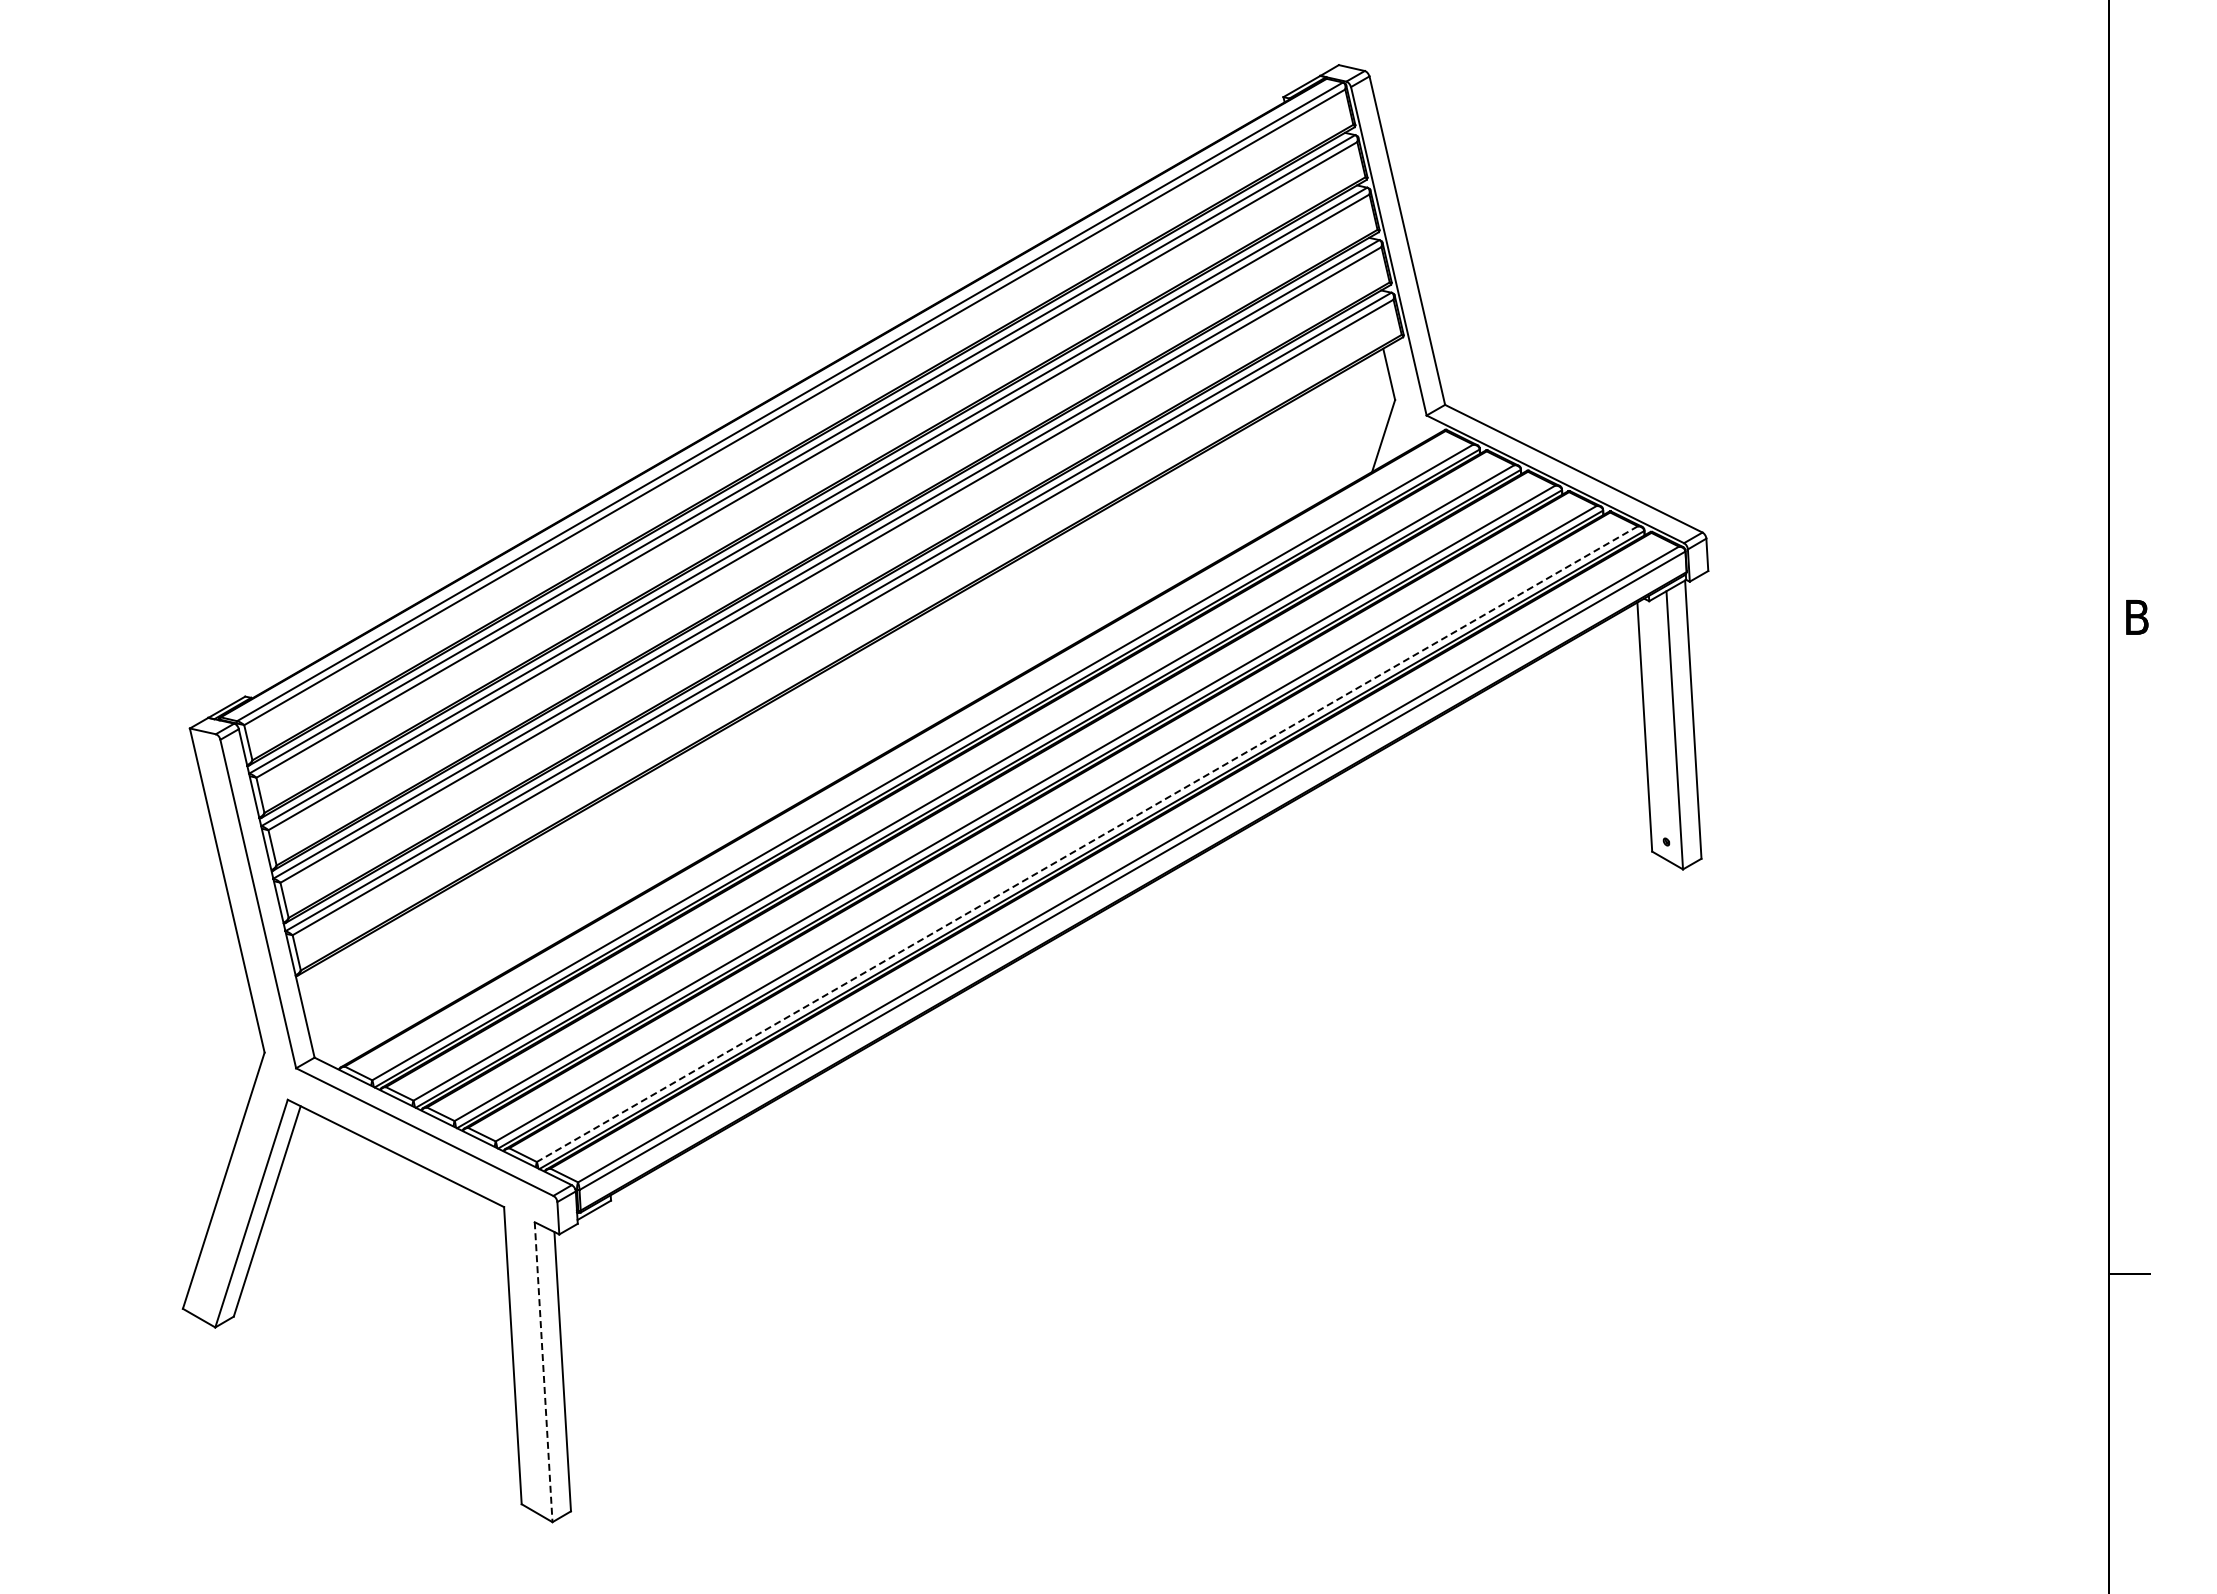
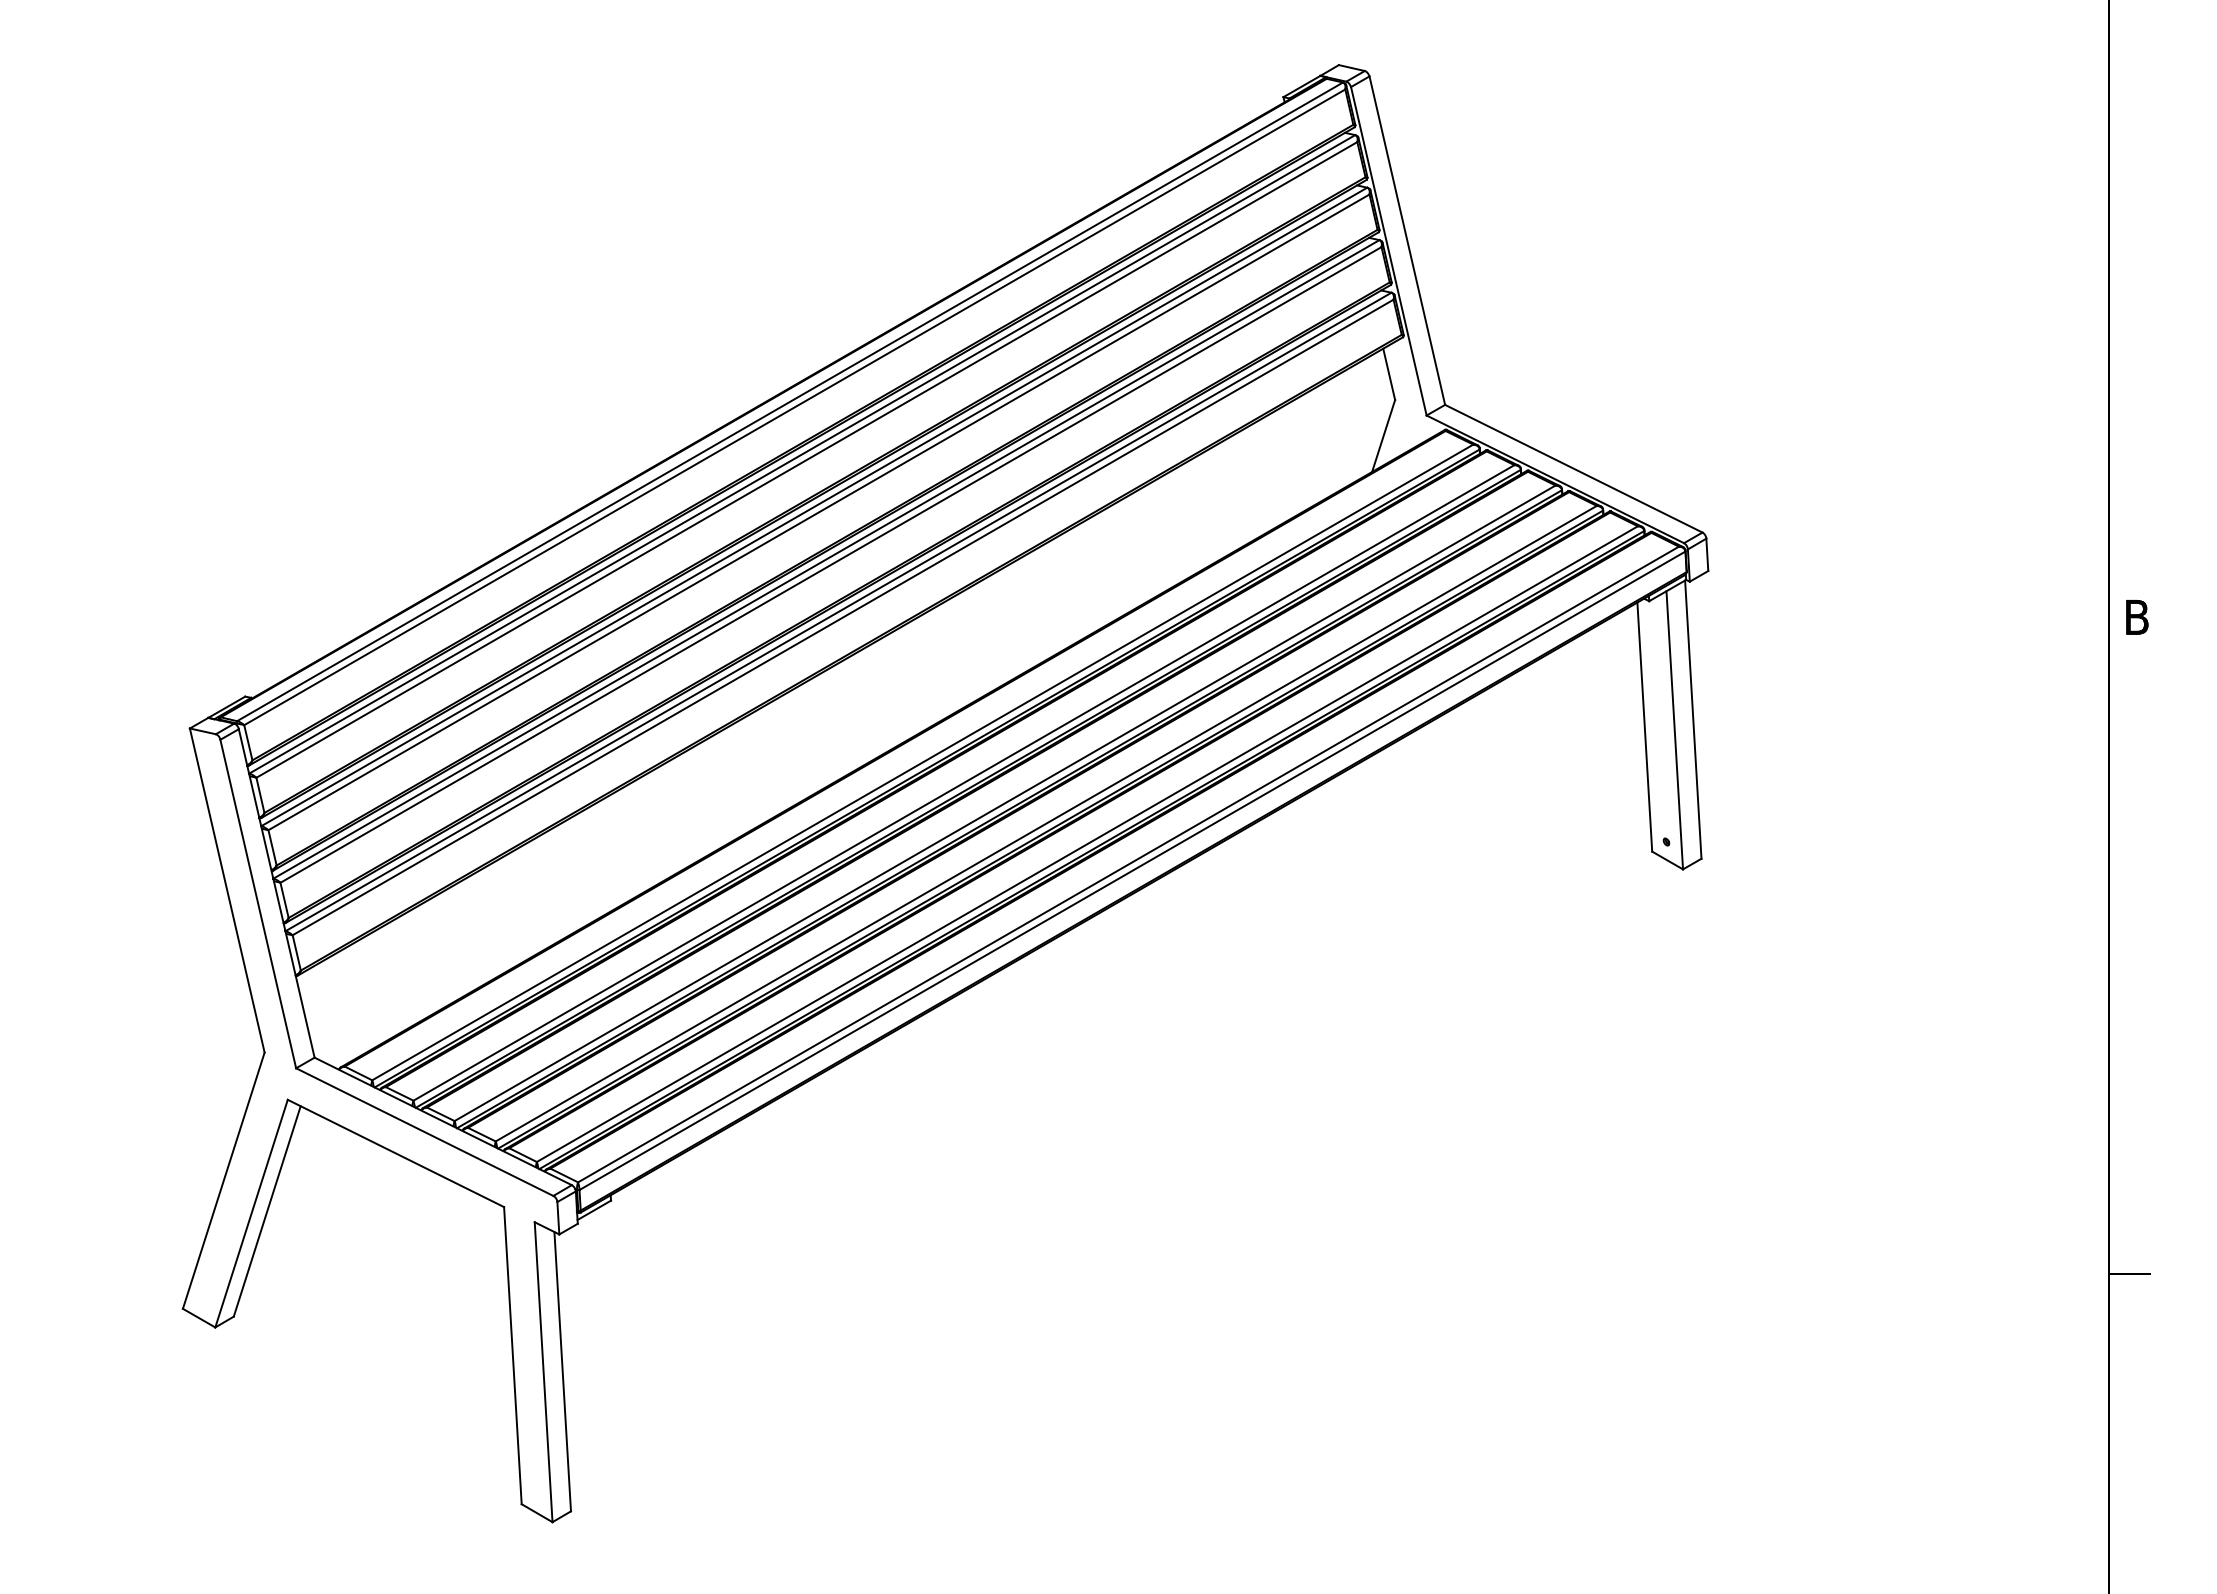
line: dashed -> solid (1087, 844)
line: dashed -> solid (543, 1372)
